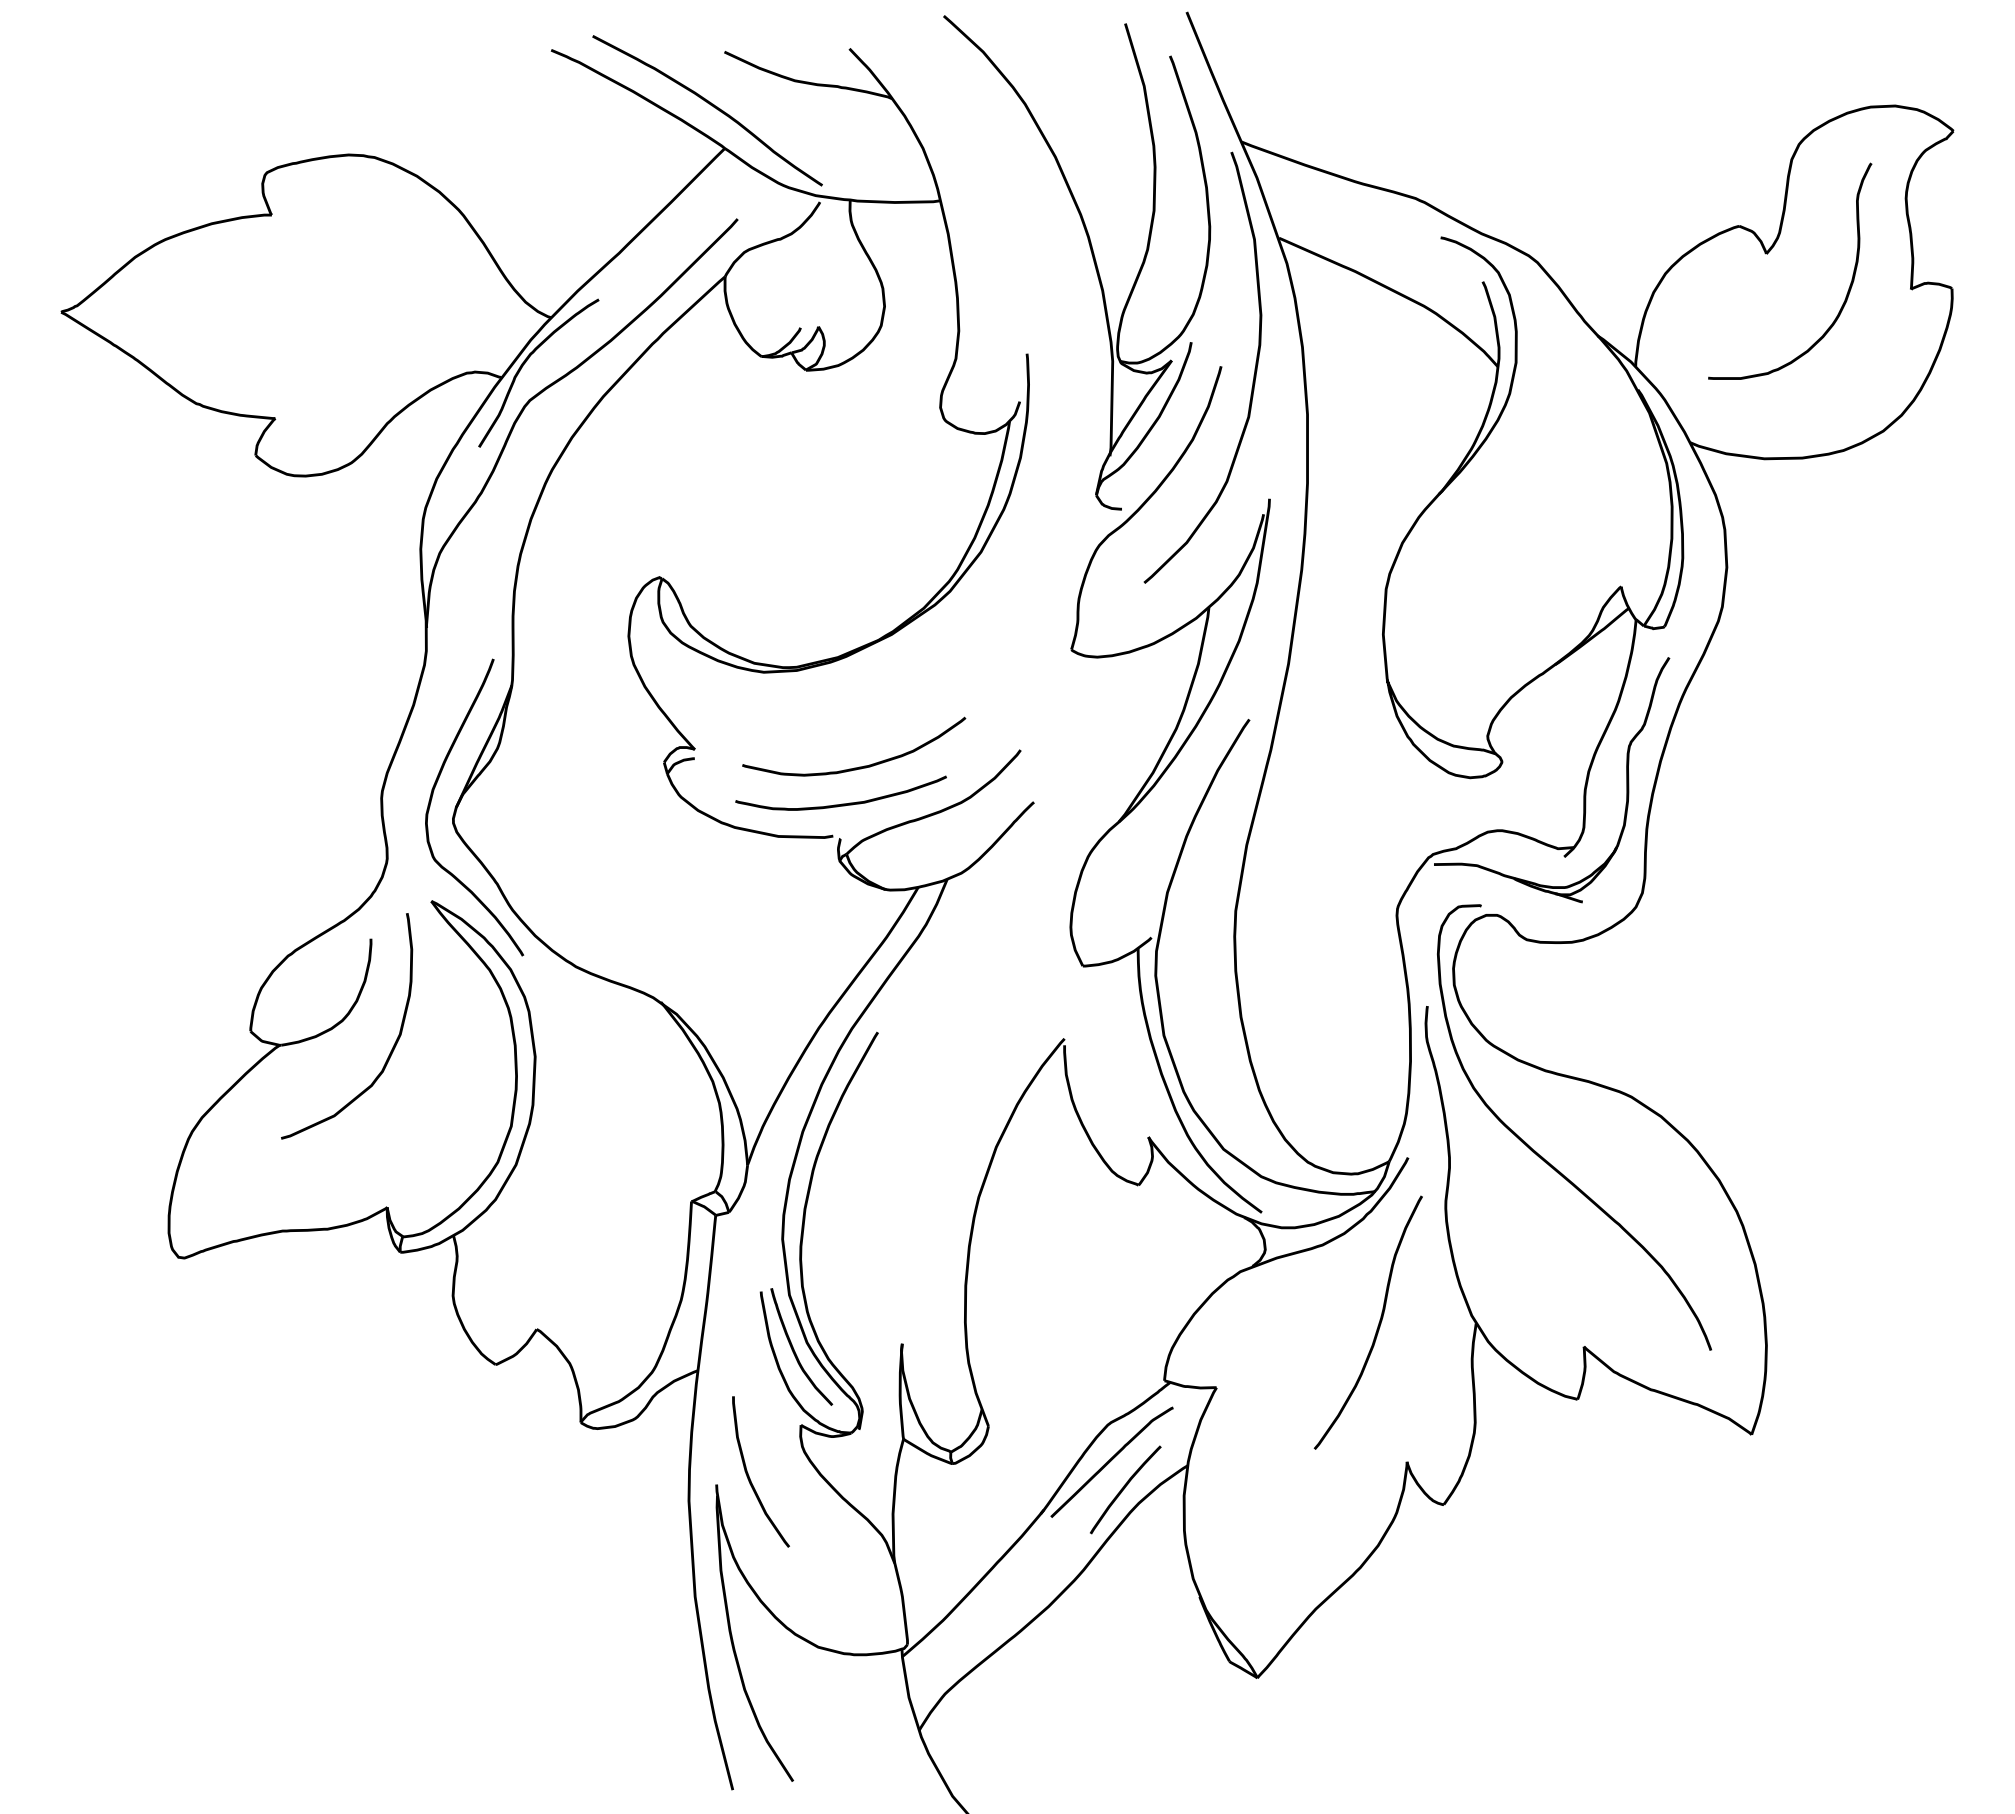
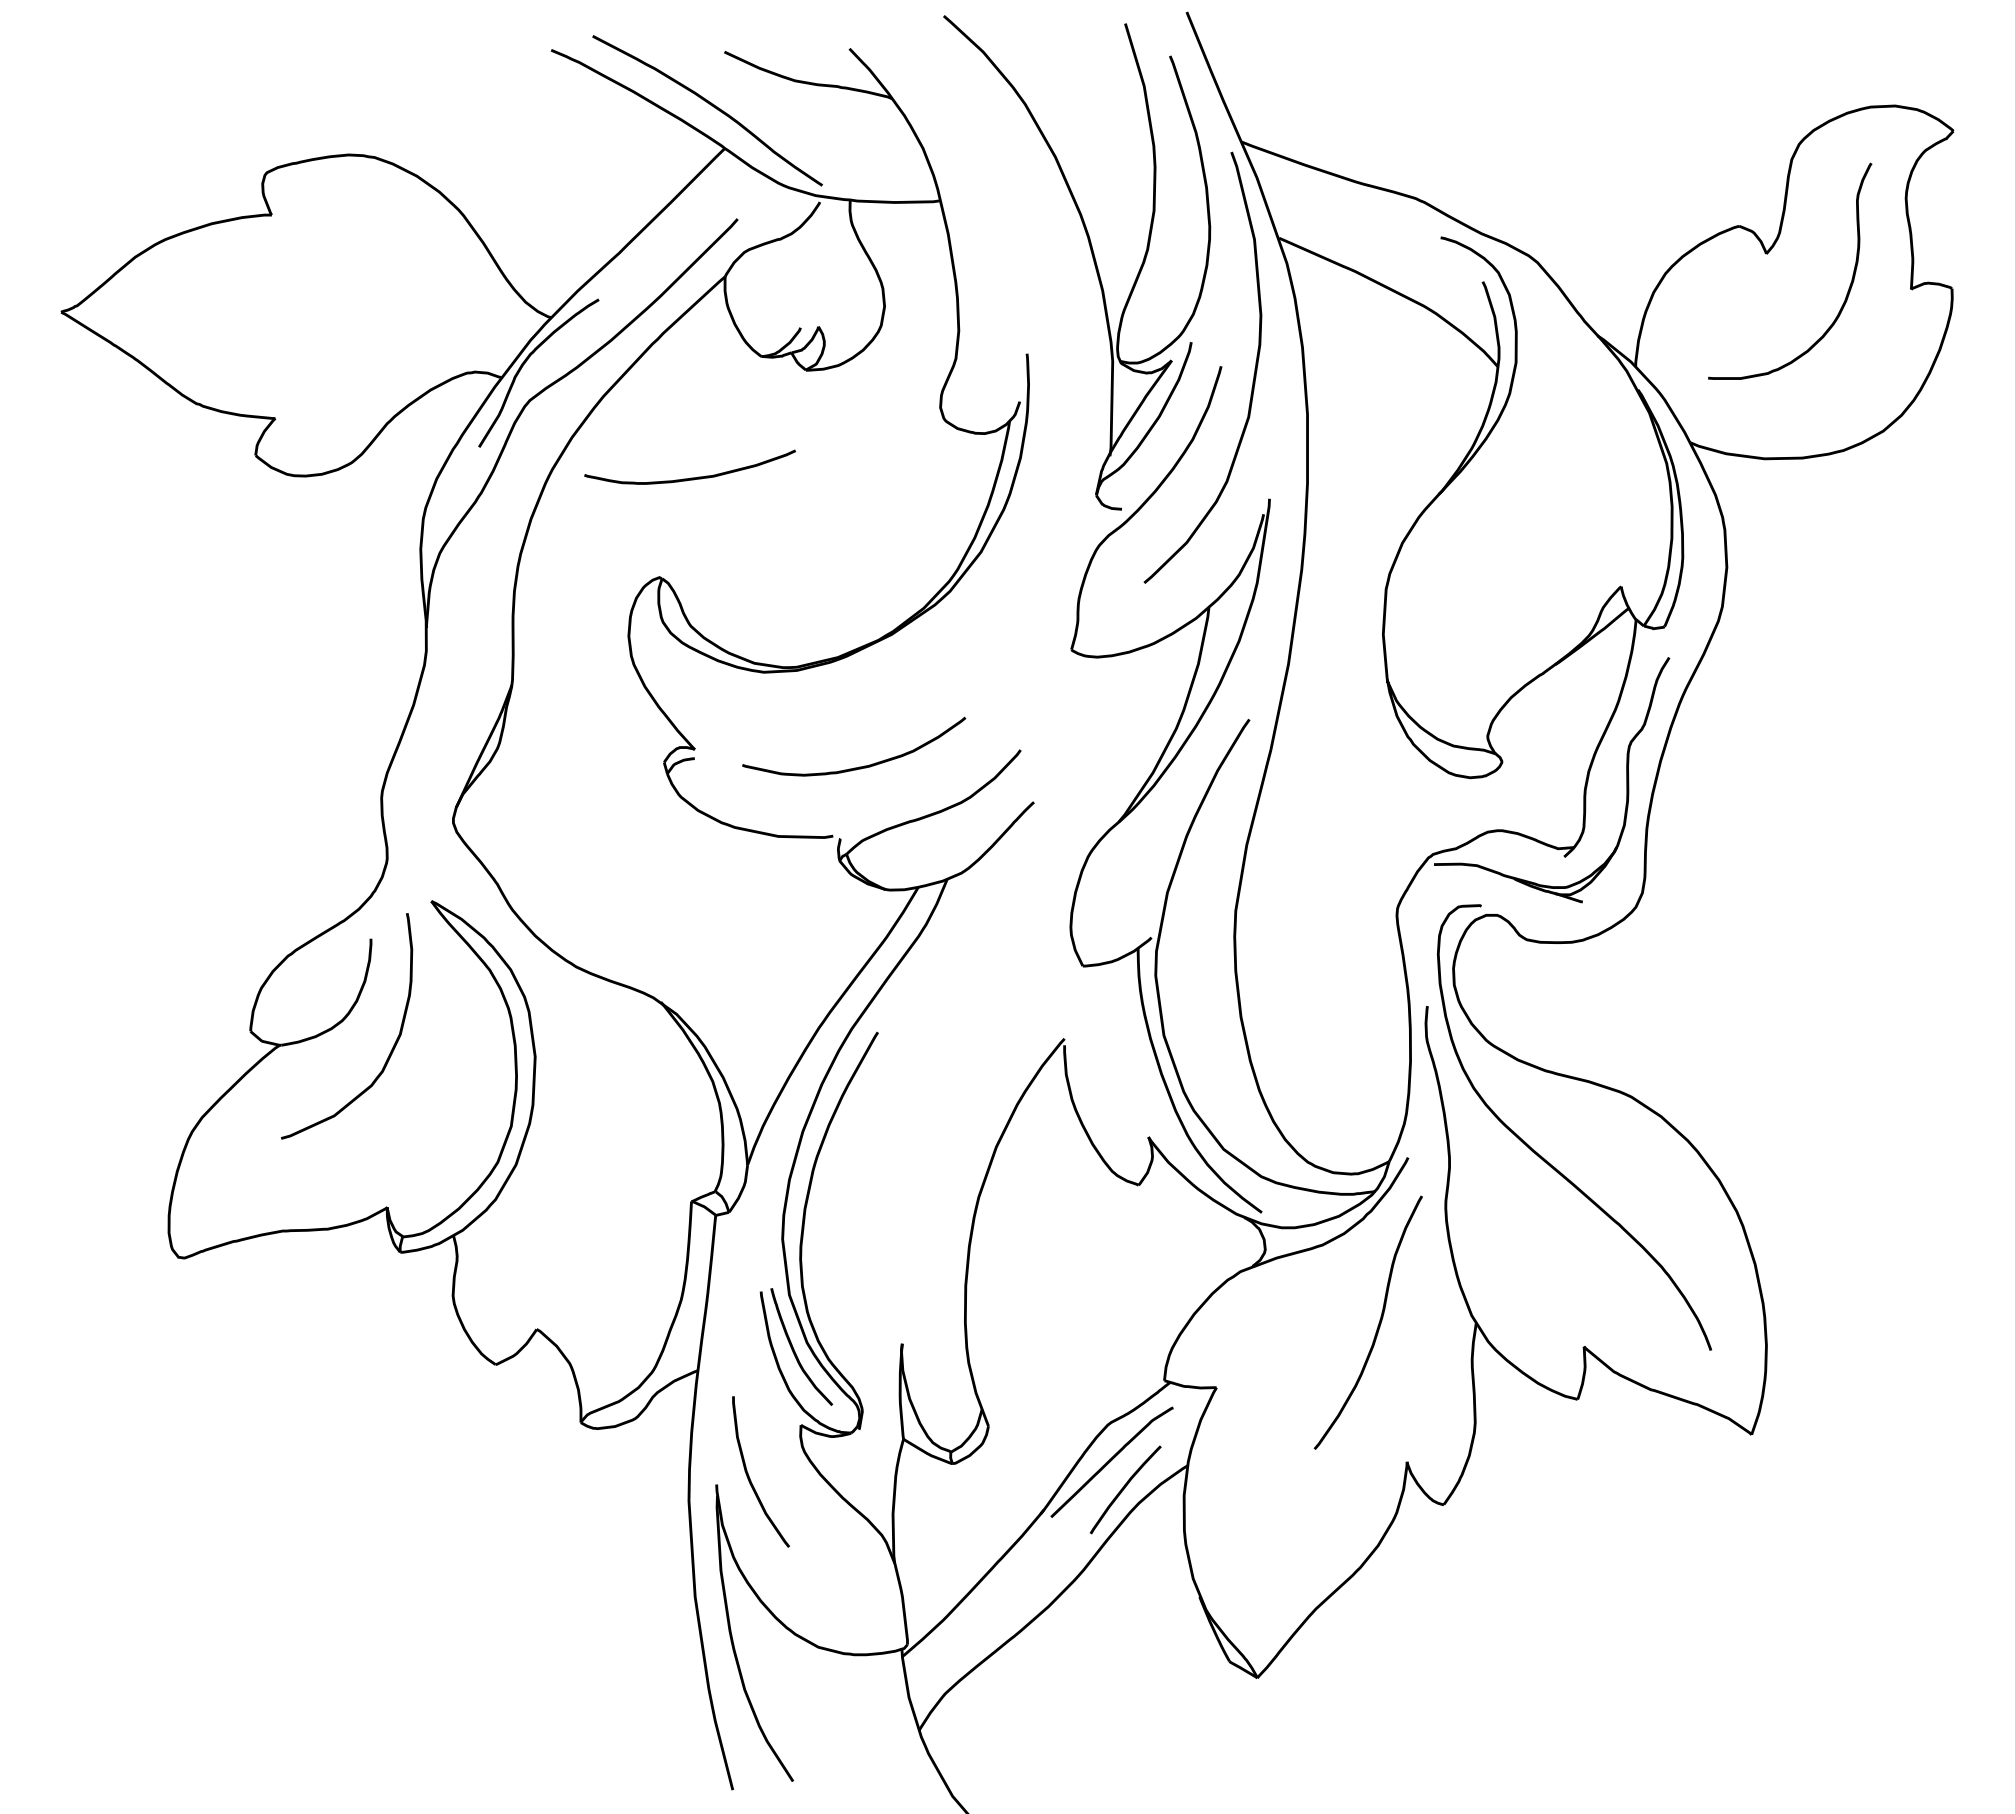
curve: present -> none (432, 798)
curve position: (841, 803) -> (690, 477) (690, 477)
